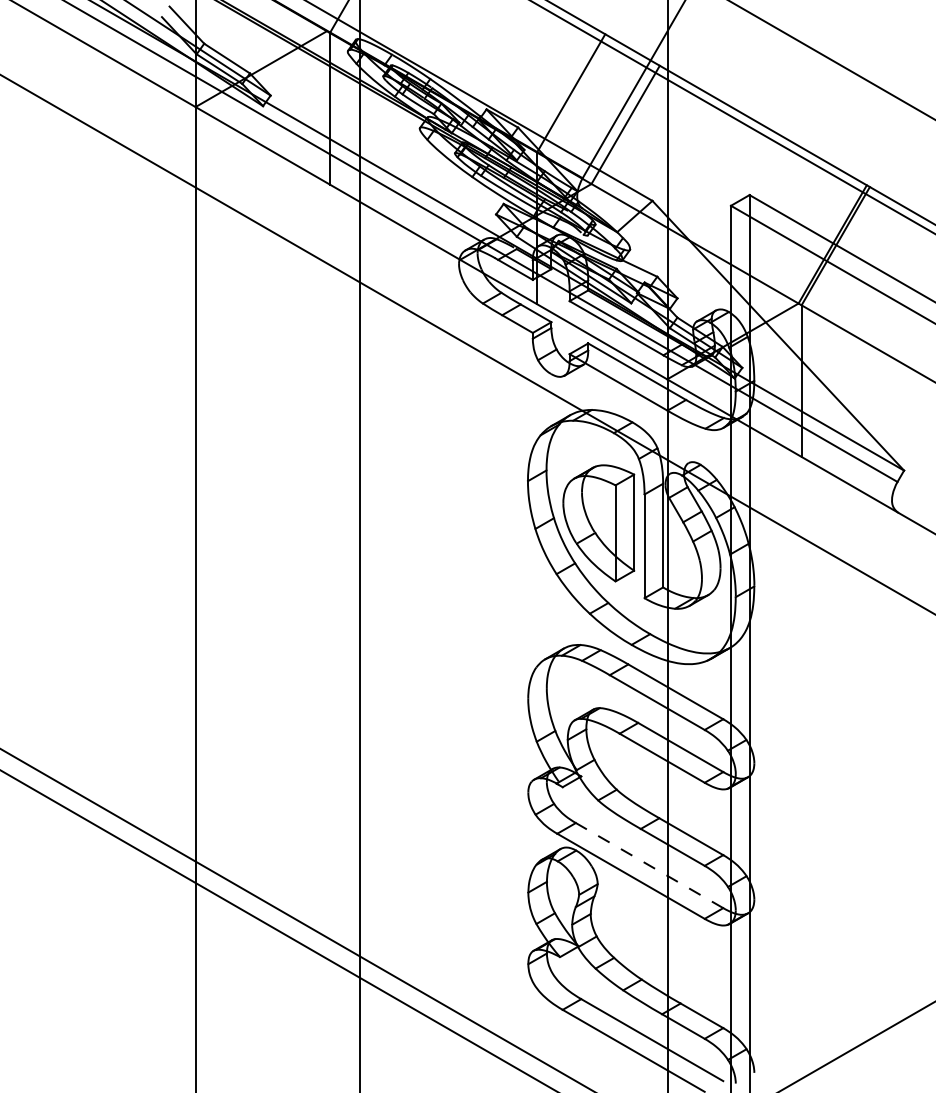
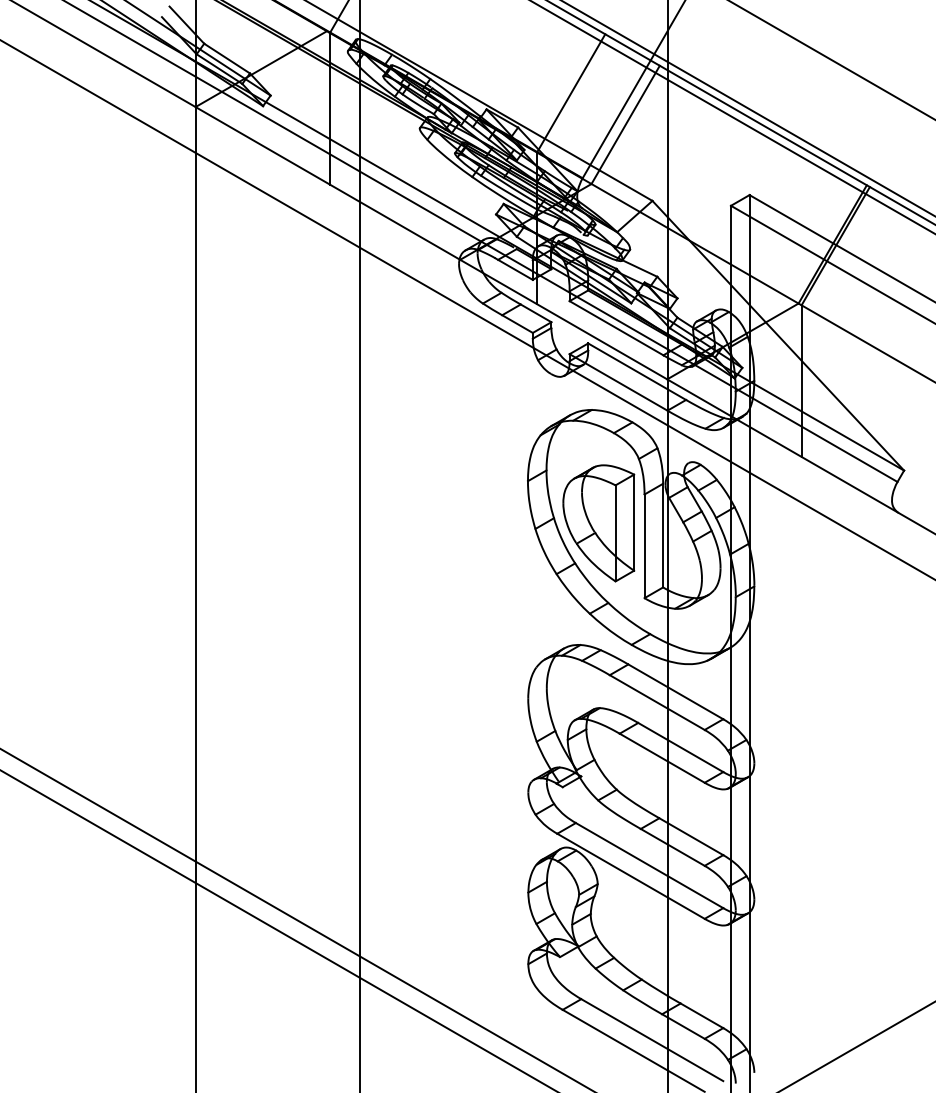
line: none -> present (748, 108)
line position: (467, 343) -> (467, 309) (467, 309)
line: dashed -> solid (649, 865)
